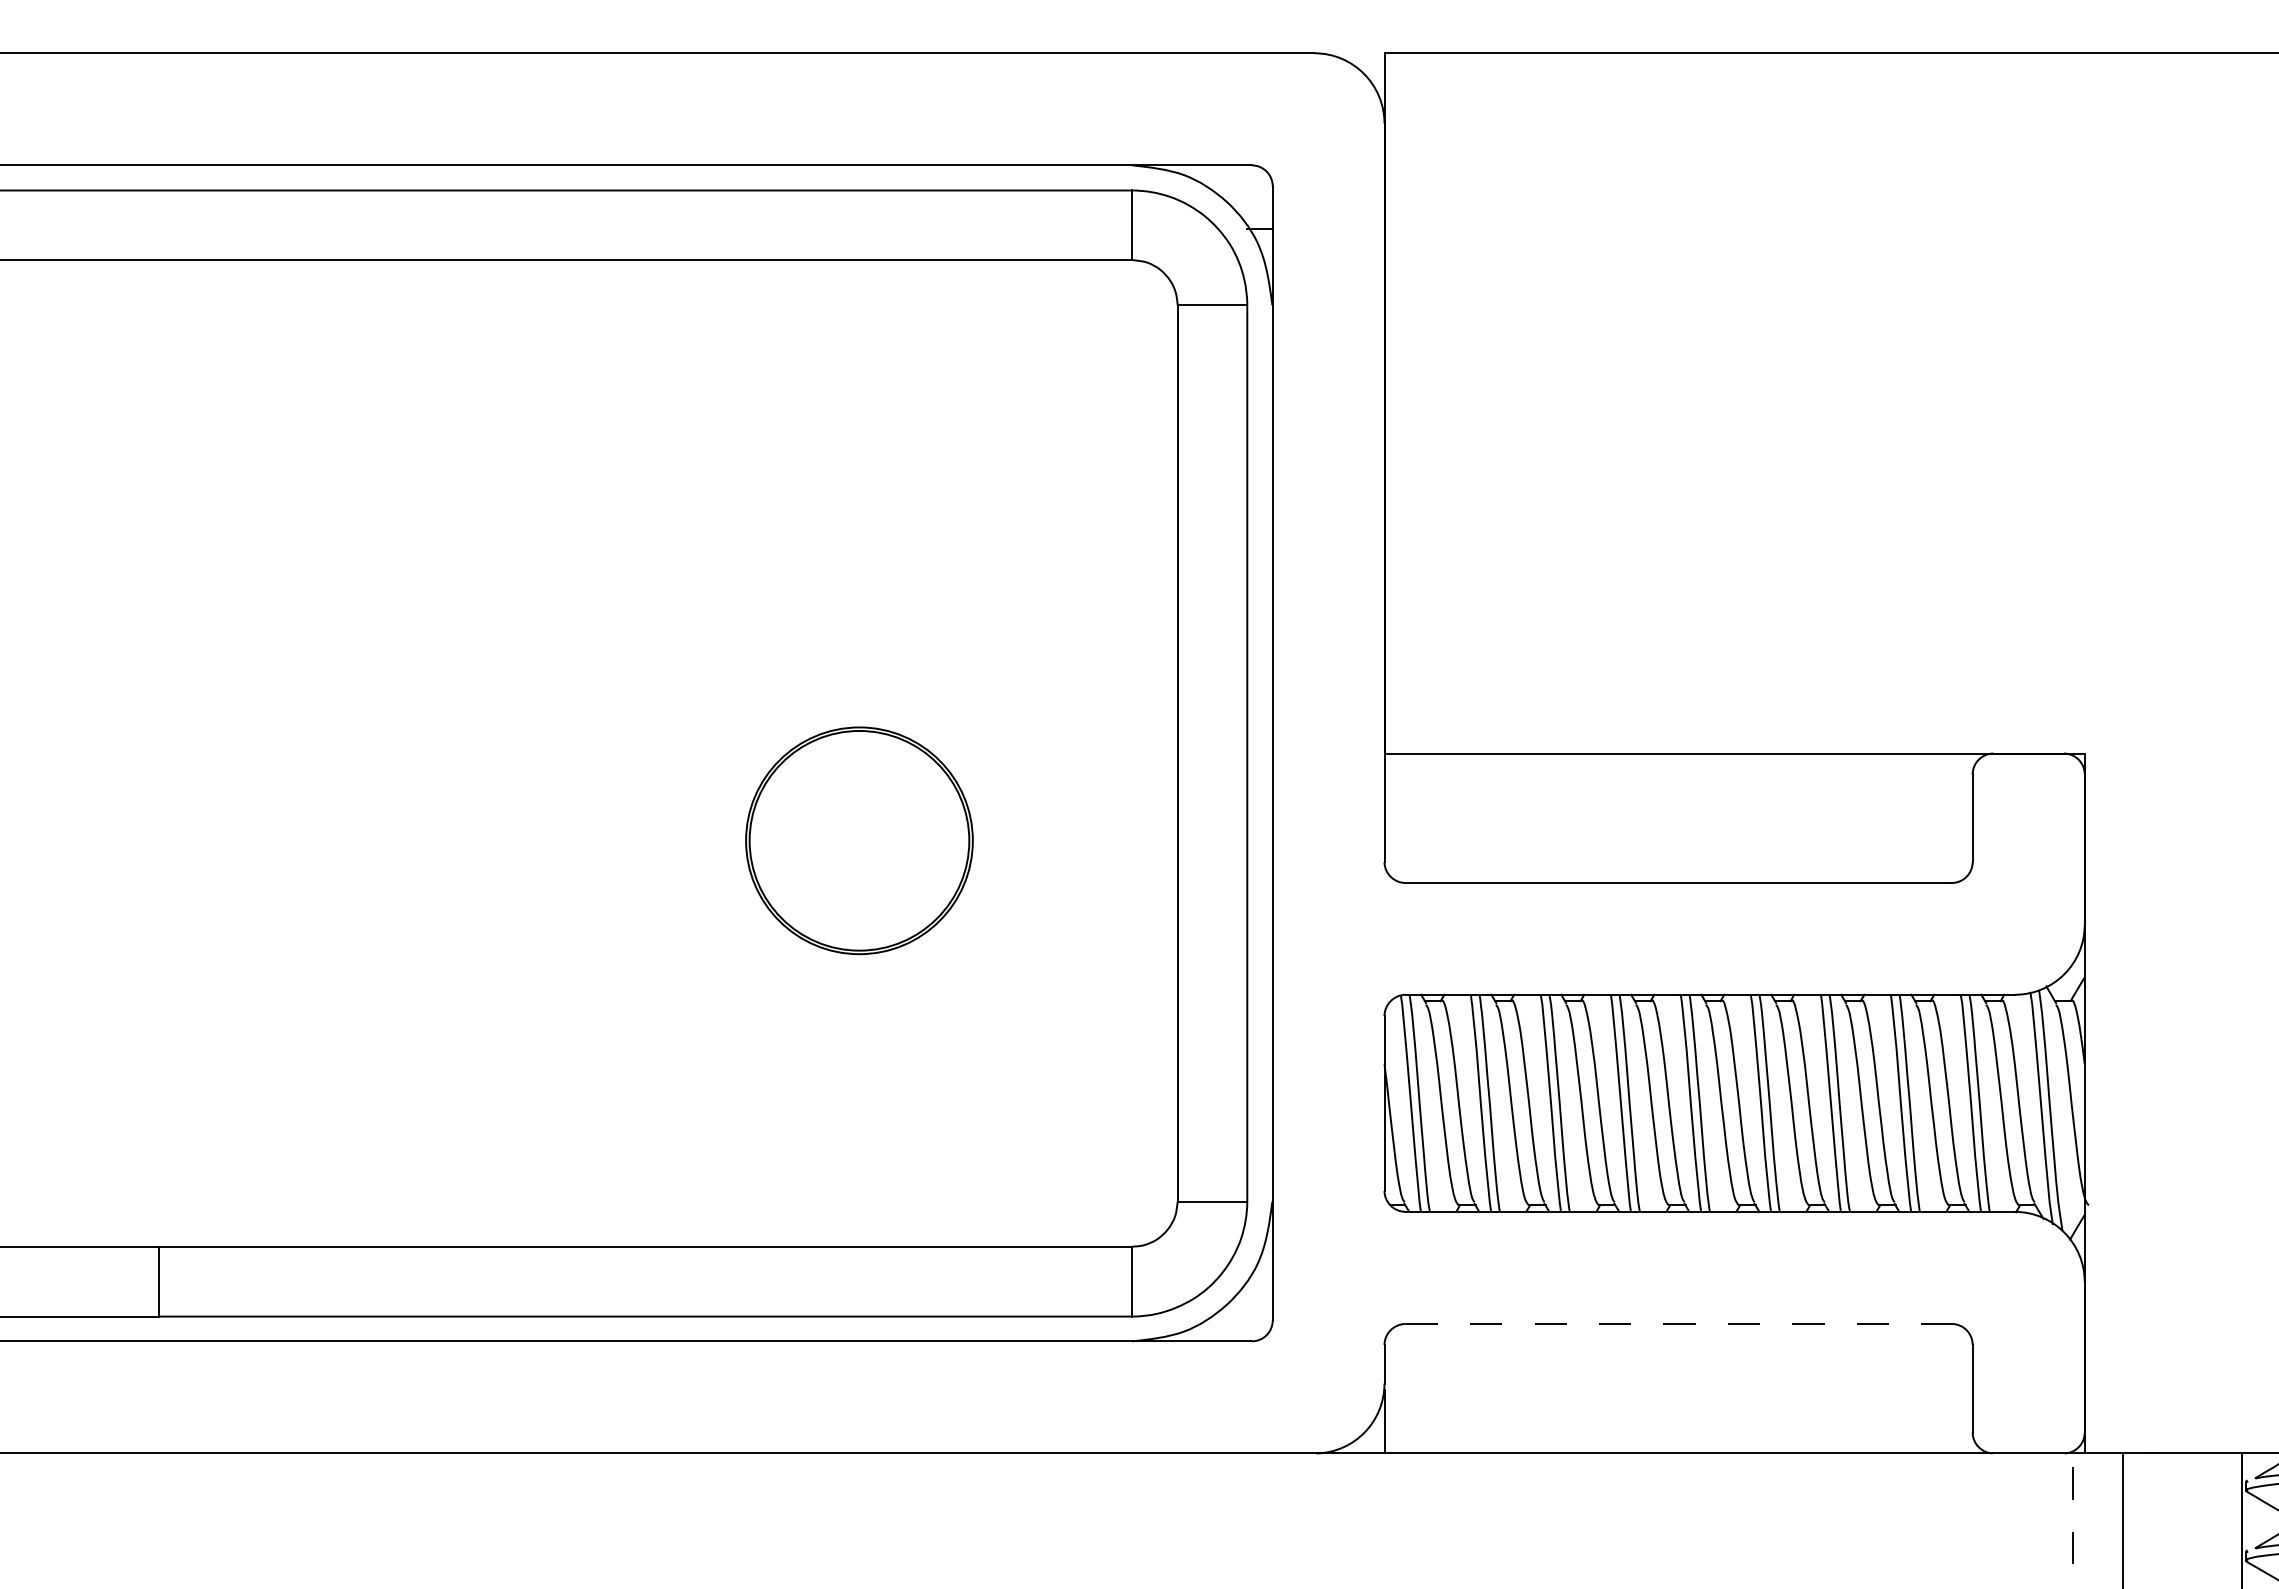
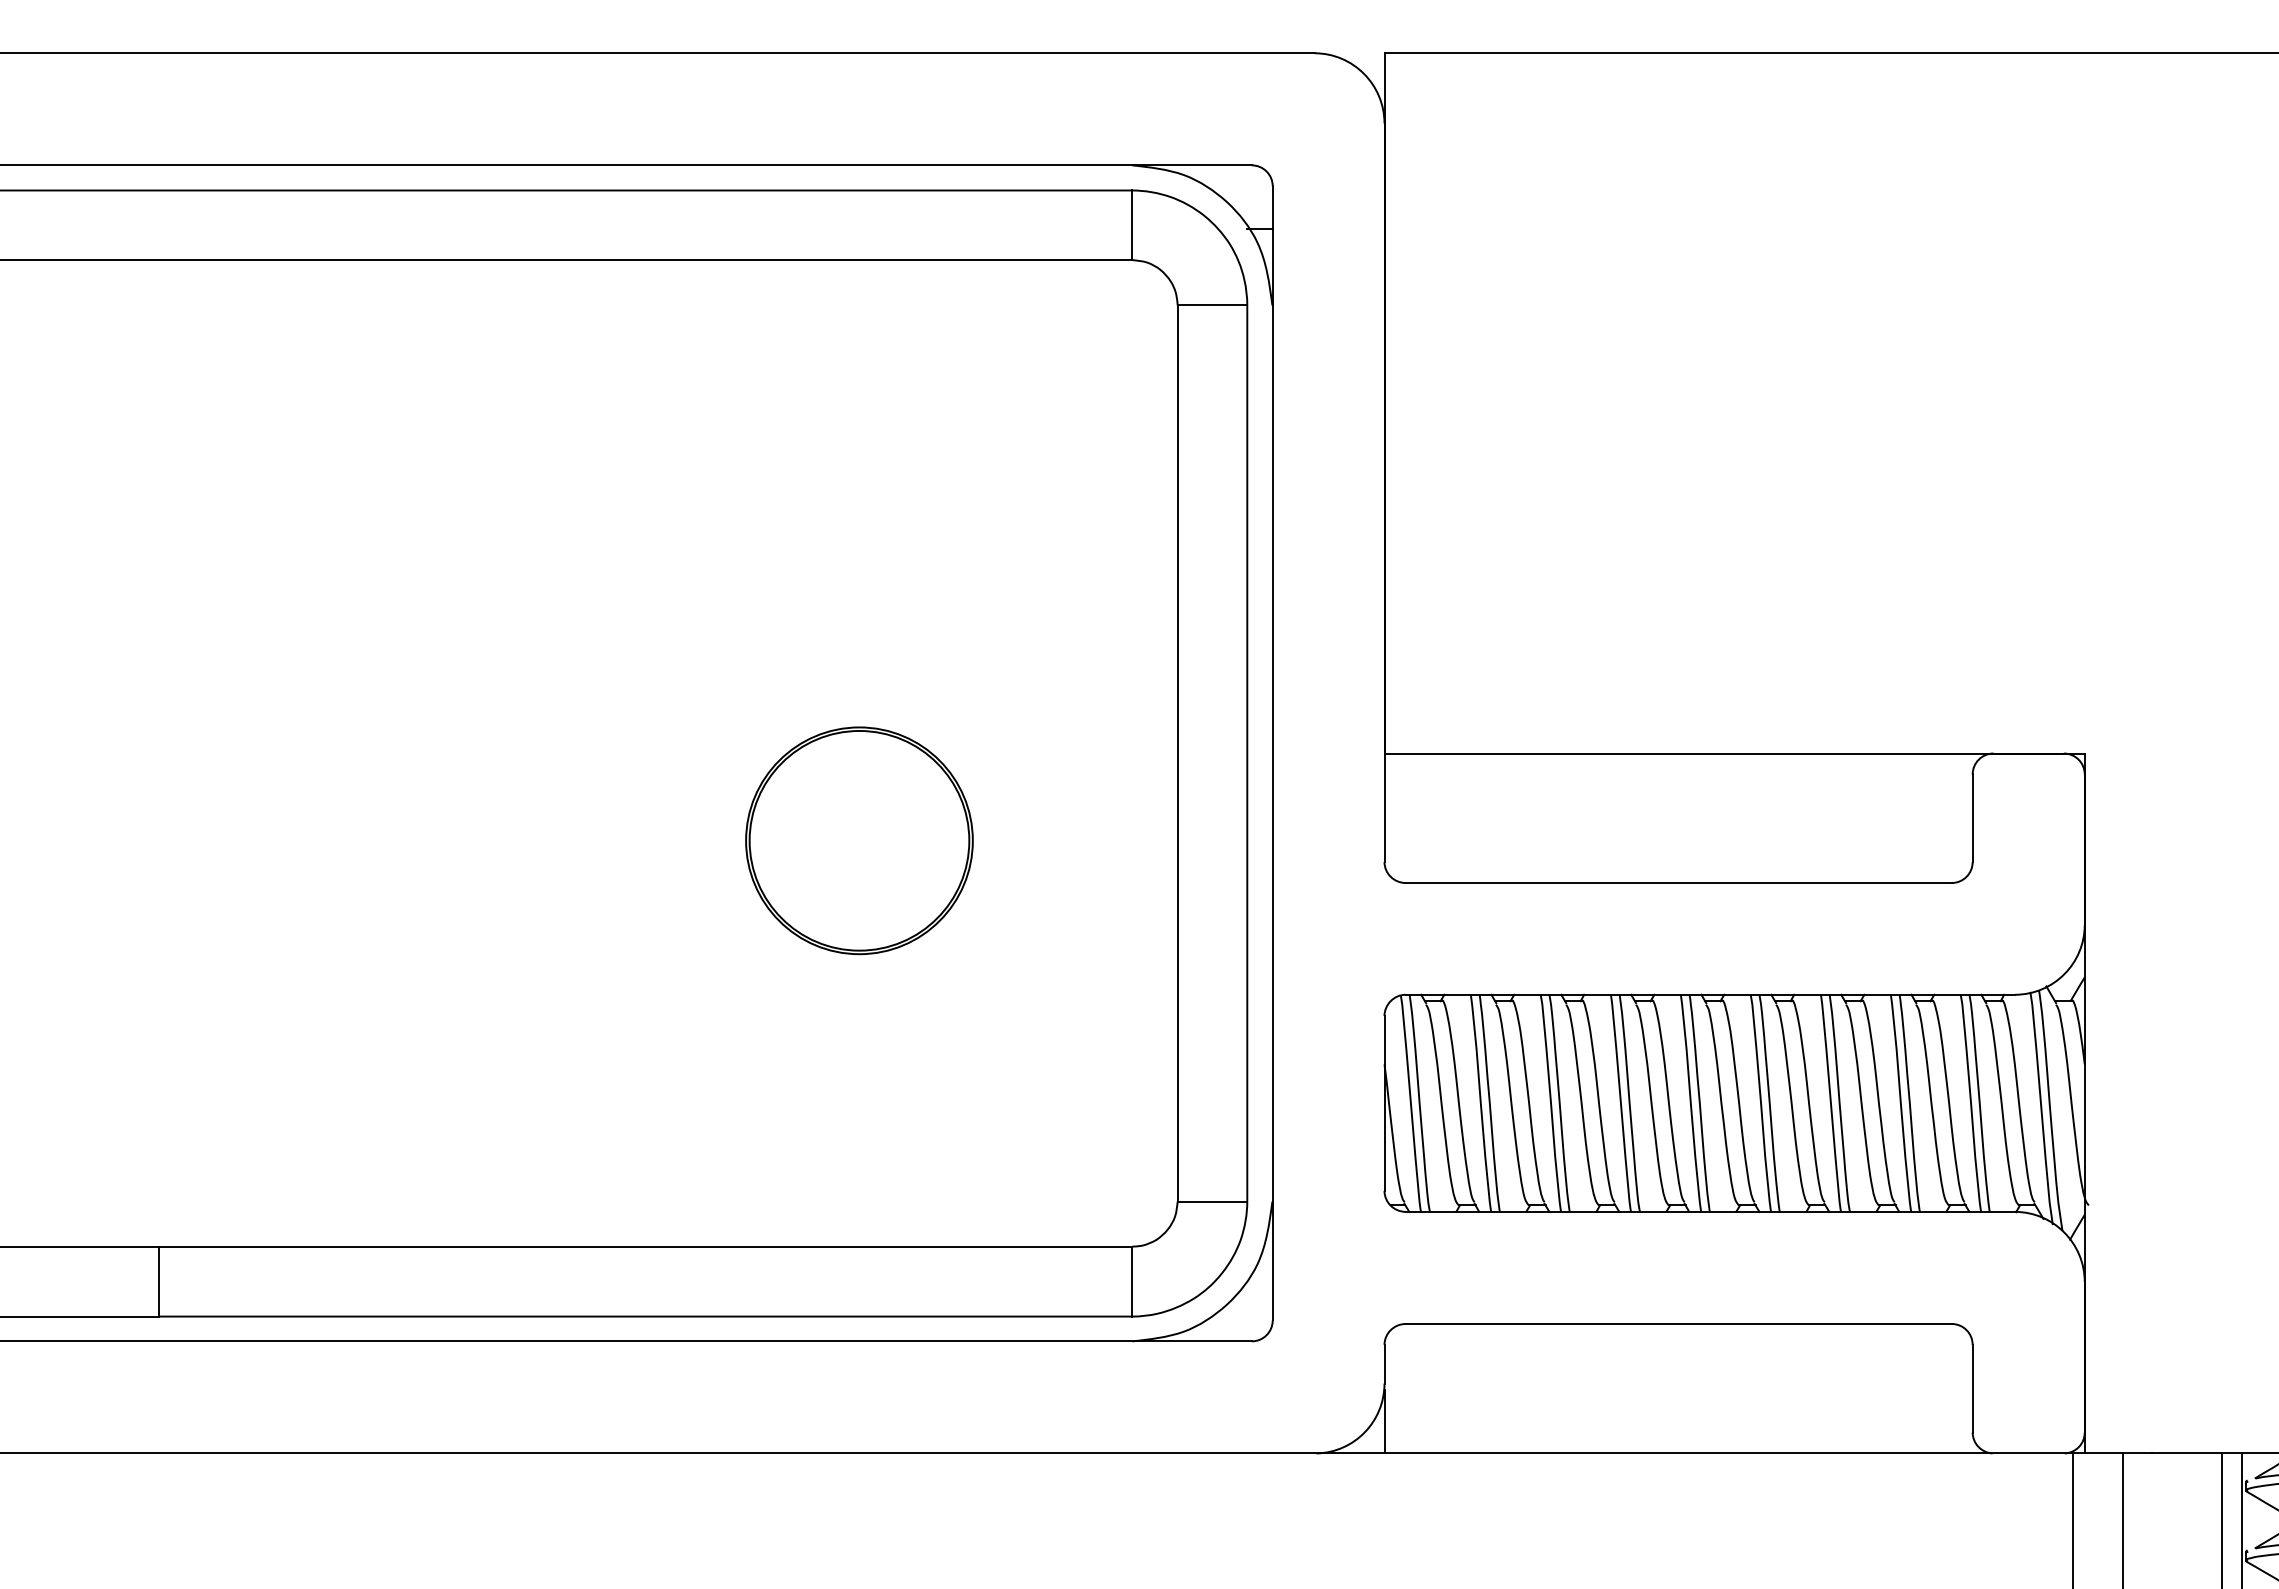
line: dashed -> solid (1678, 1323)
line: none -> present (2221, 1519)
line: dashed -> solid (2073, 1520)
